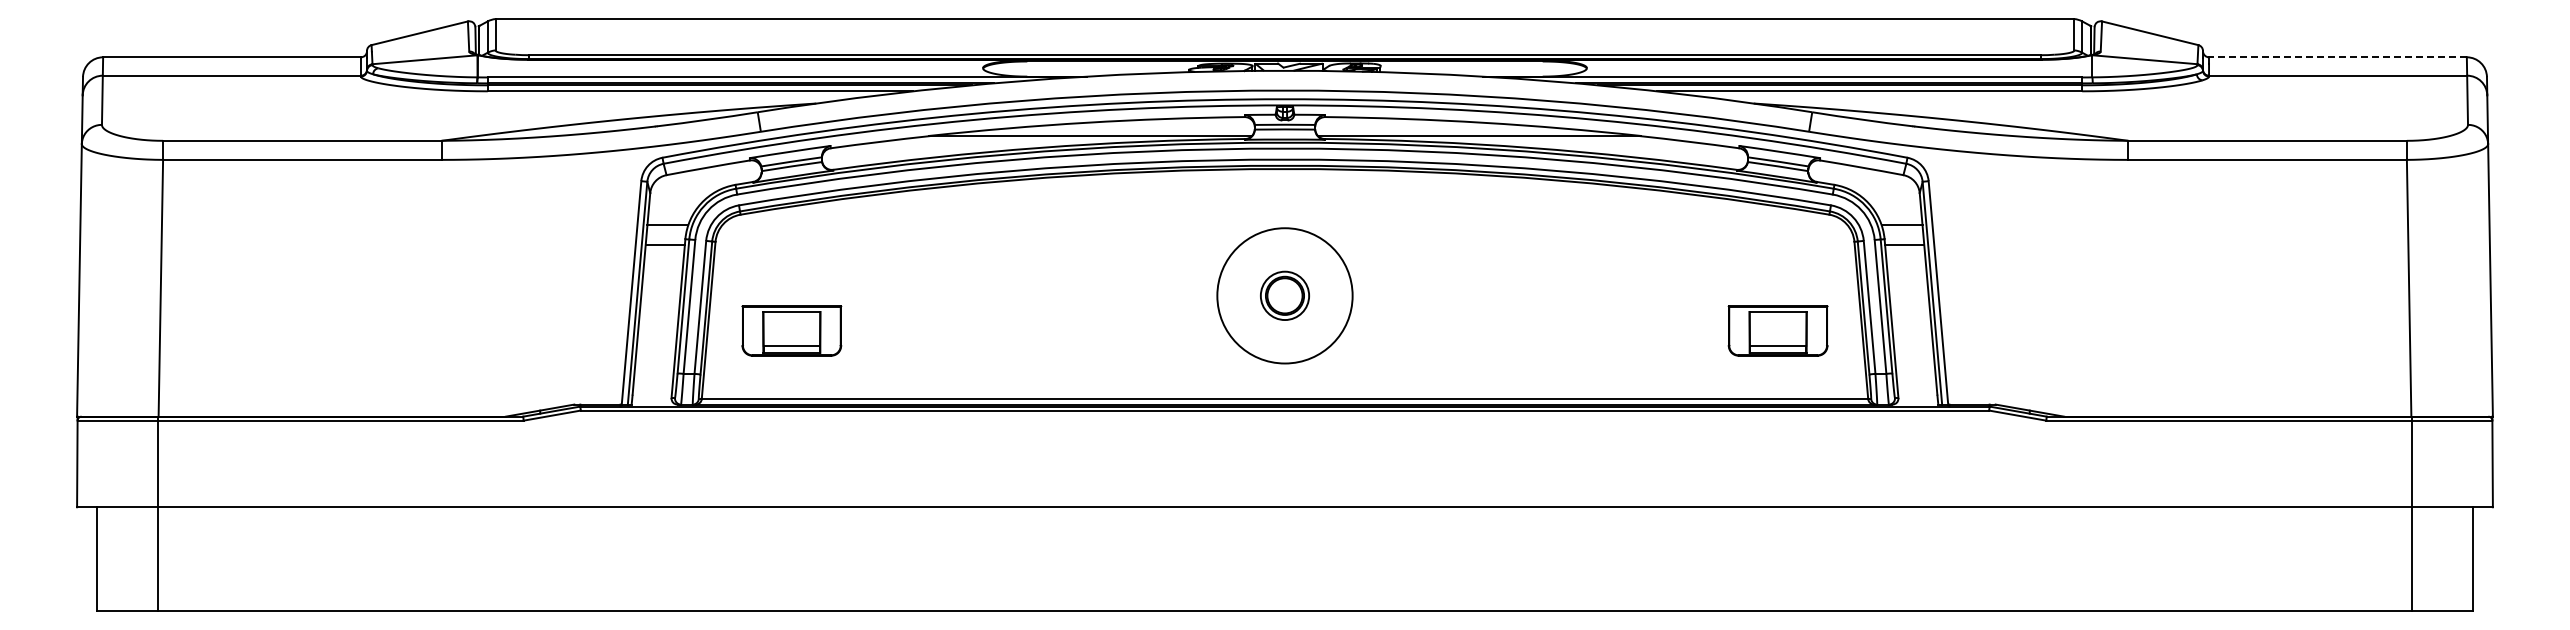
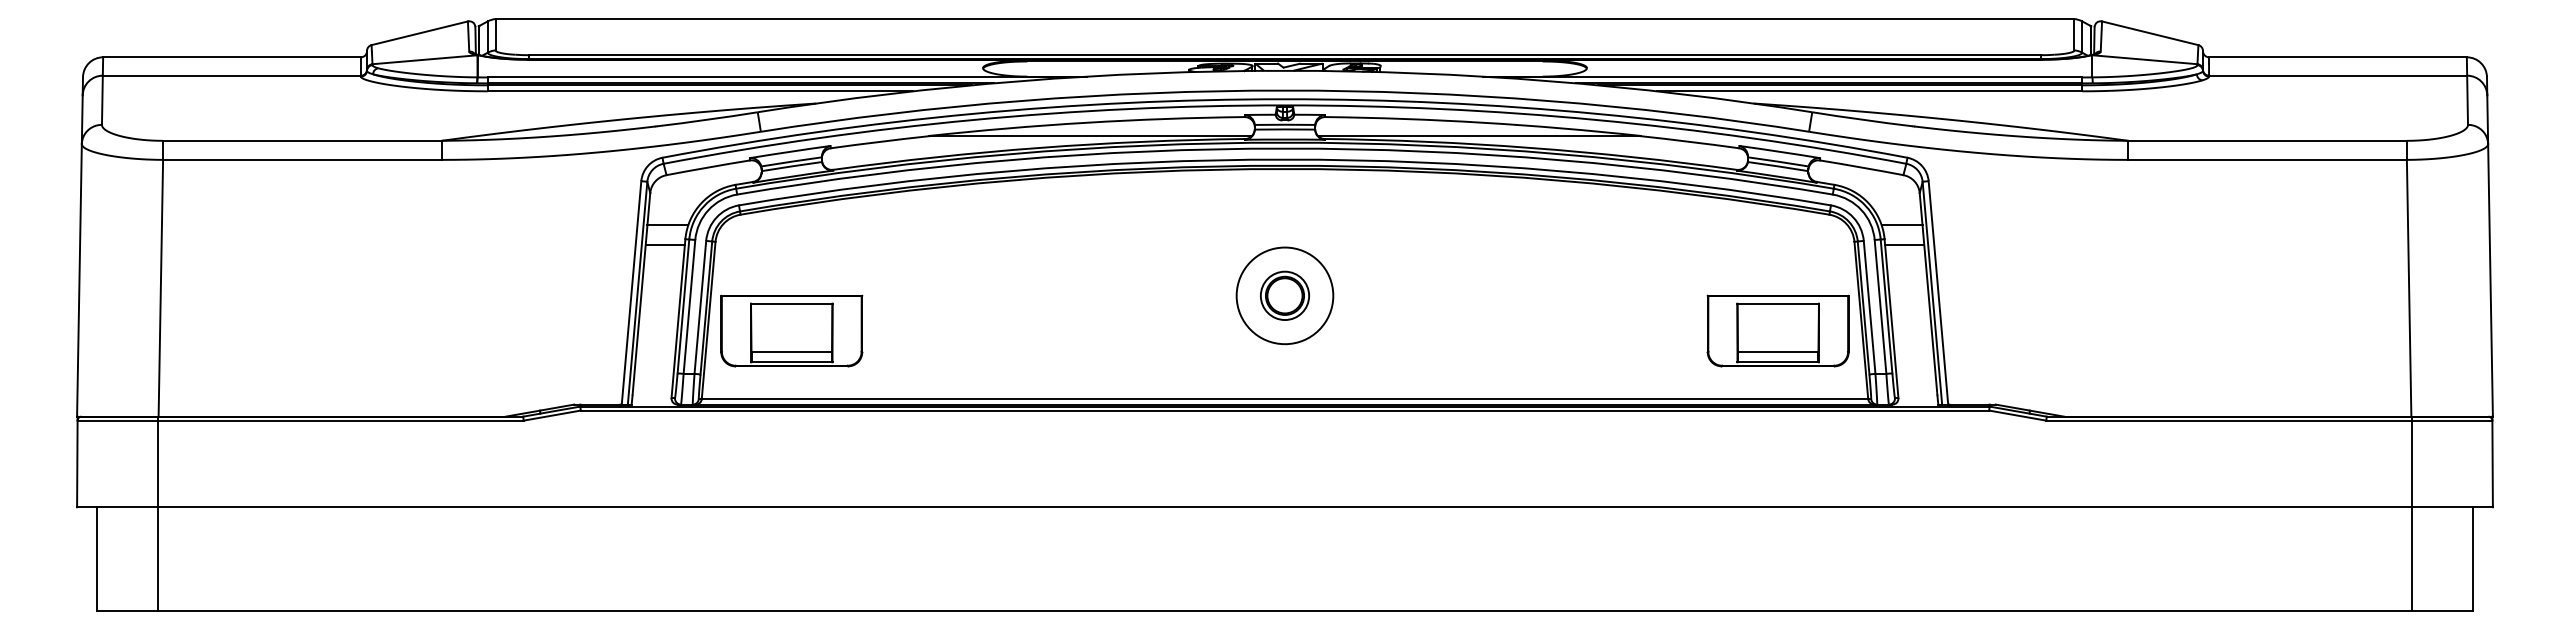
line: dashed -> solid (2337, 57)
circle diameter: 135 px -> 97 px (1284, 295)
part size: 102x52 px -> 144x74 px (791, 330)
part size: 102x52 px -> 144x74 px (1777, 330)
